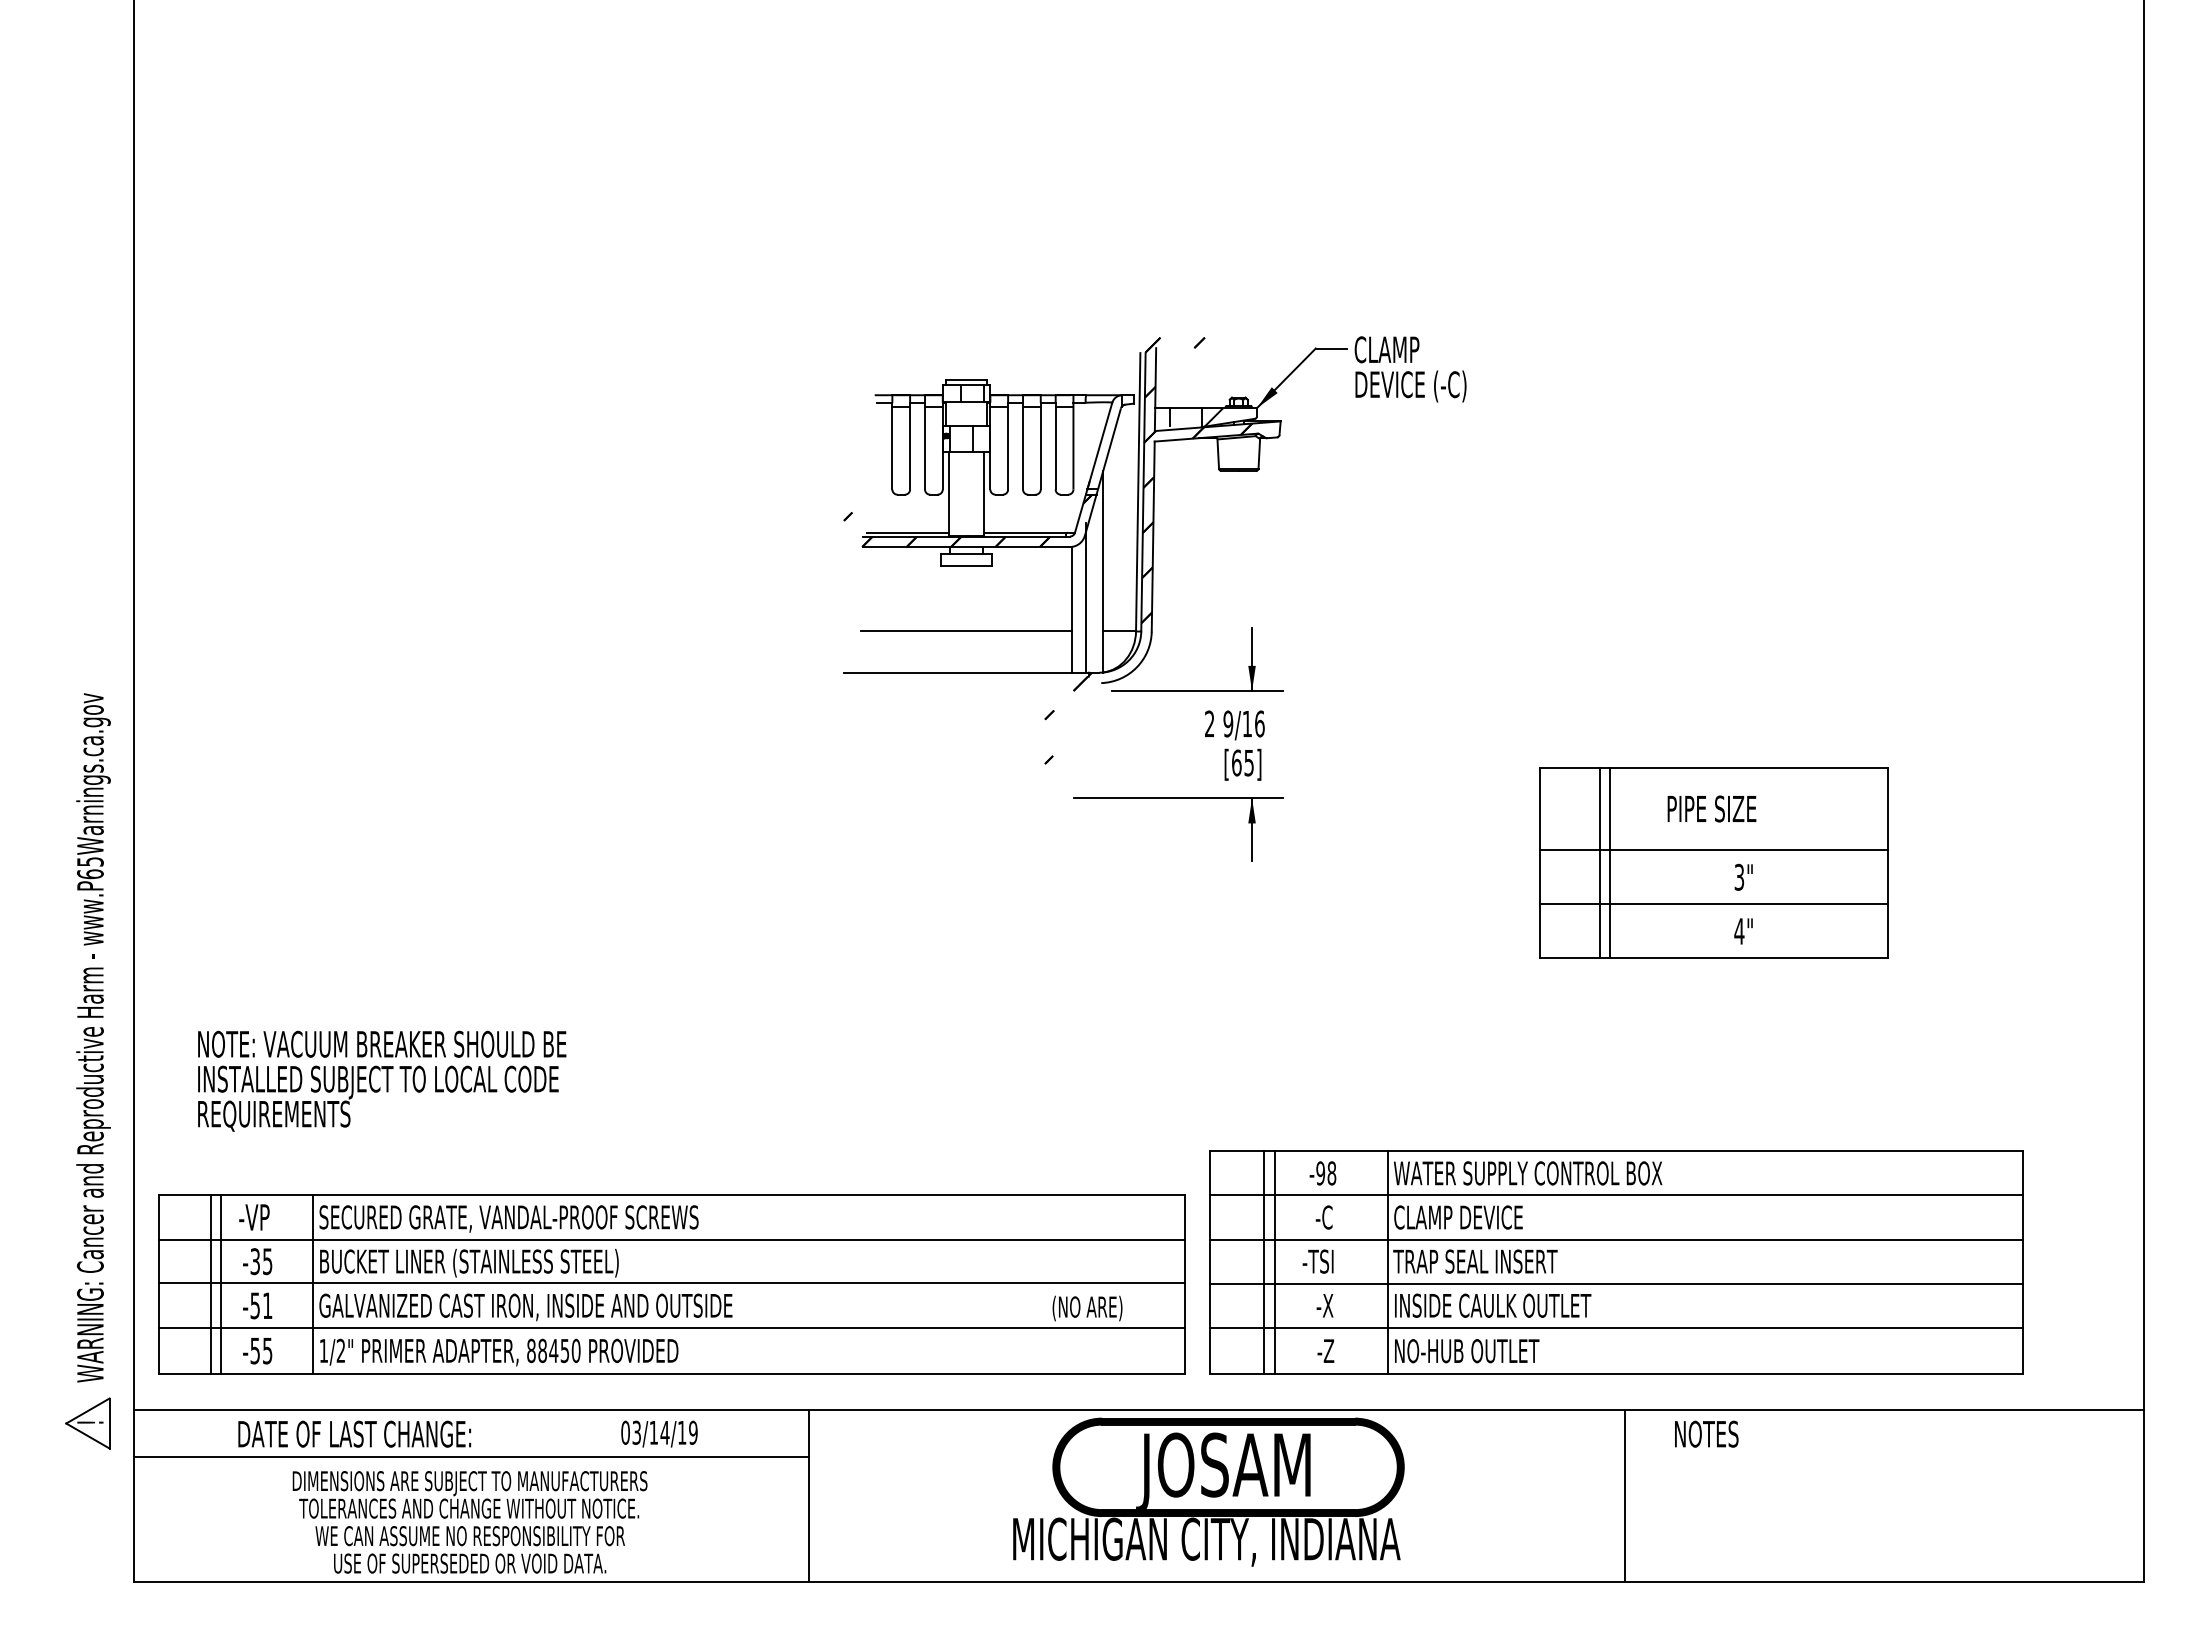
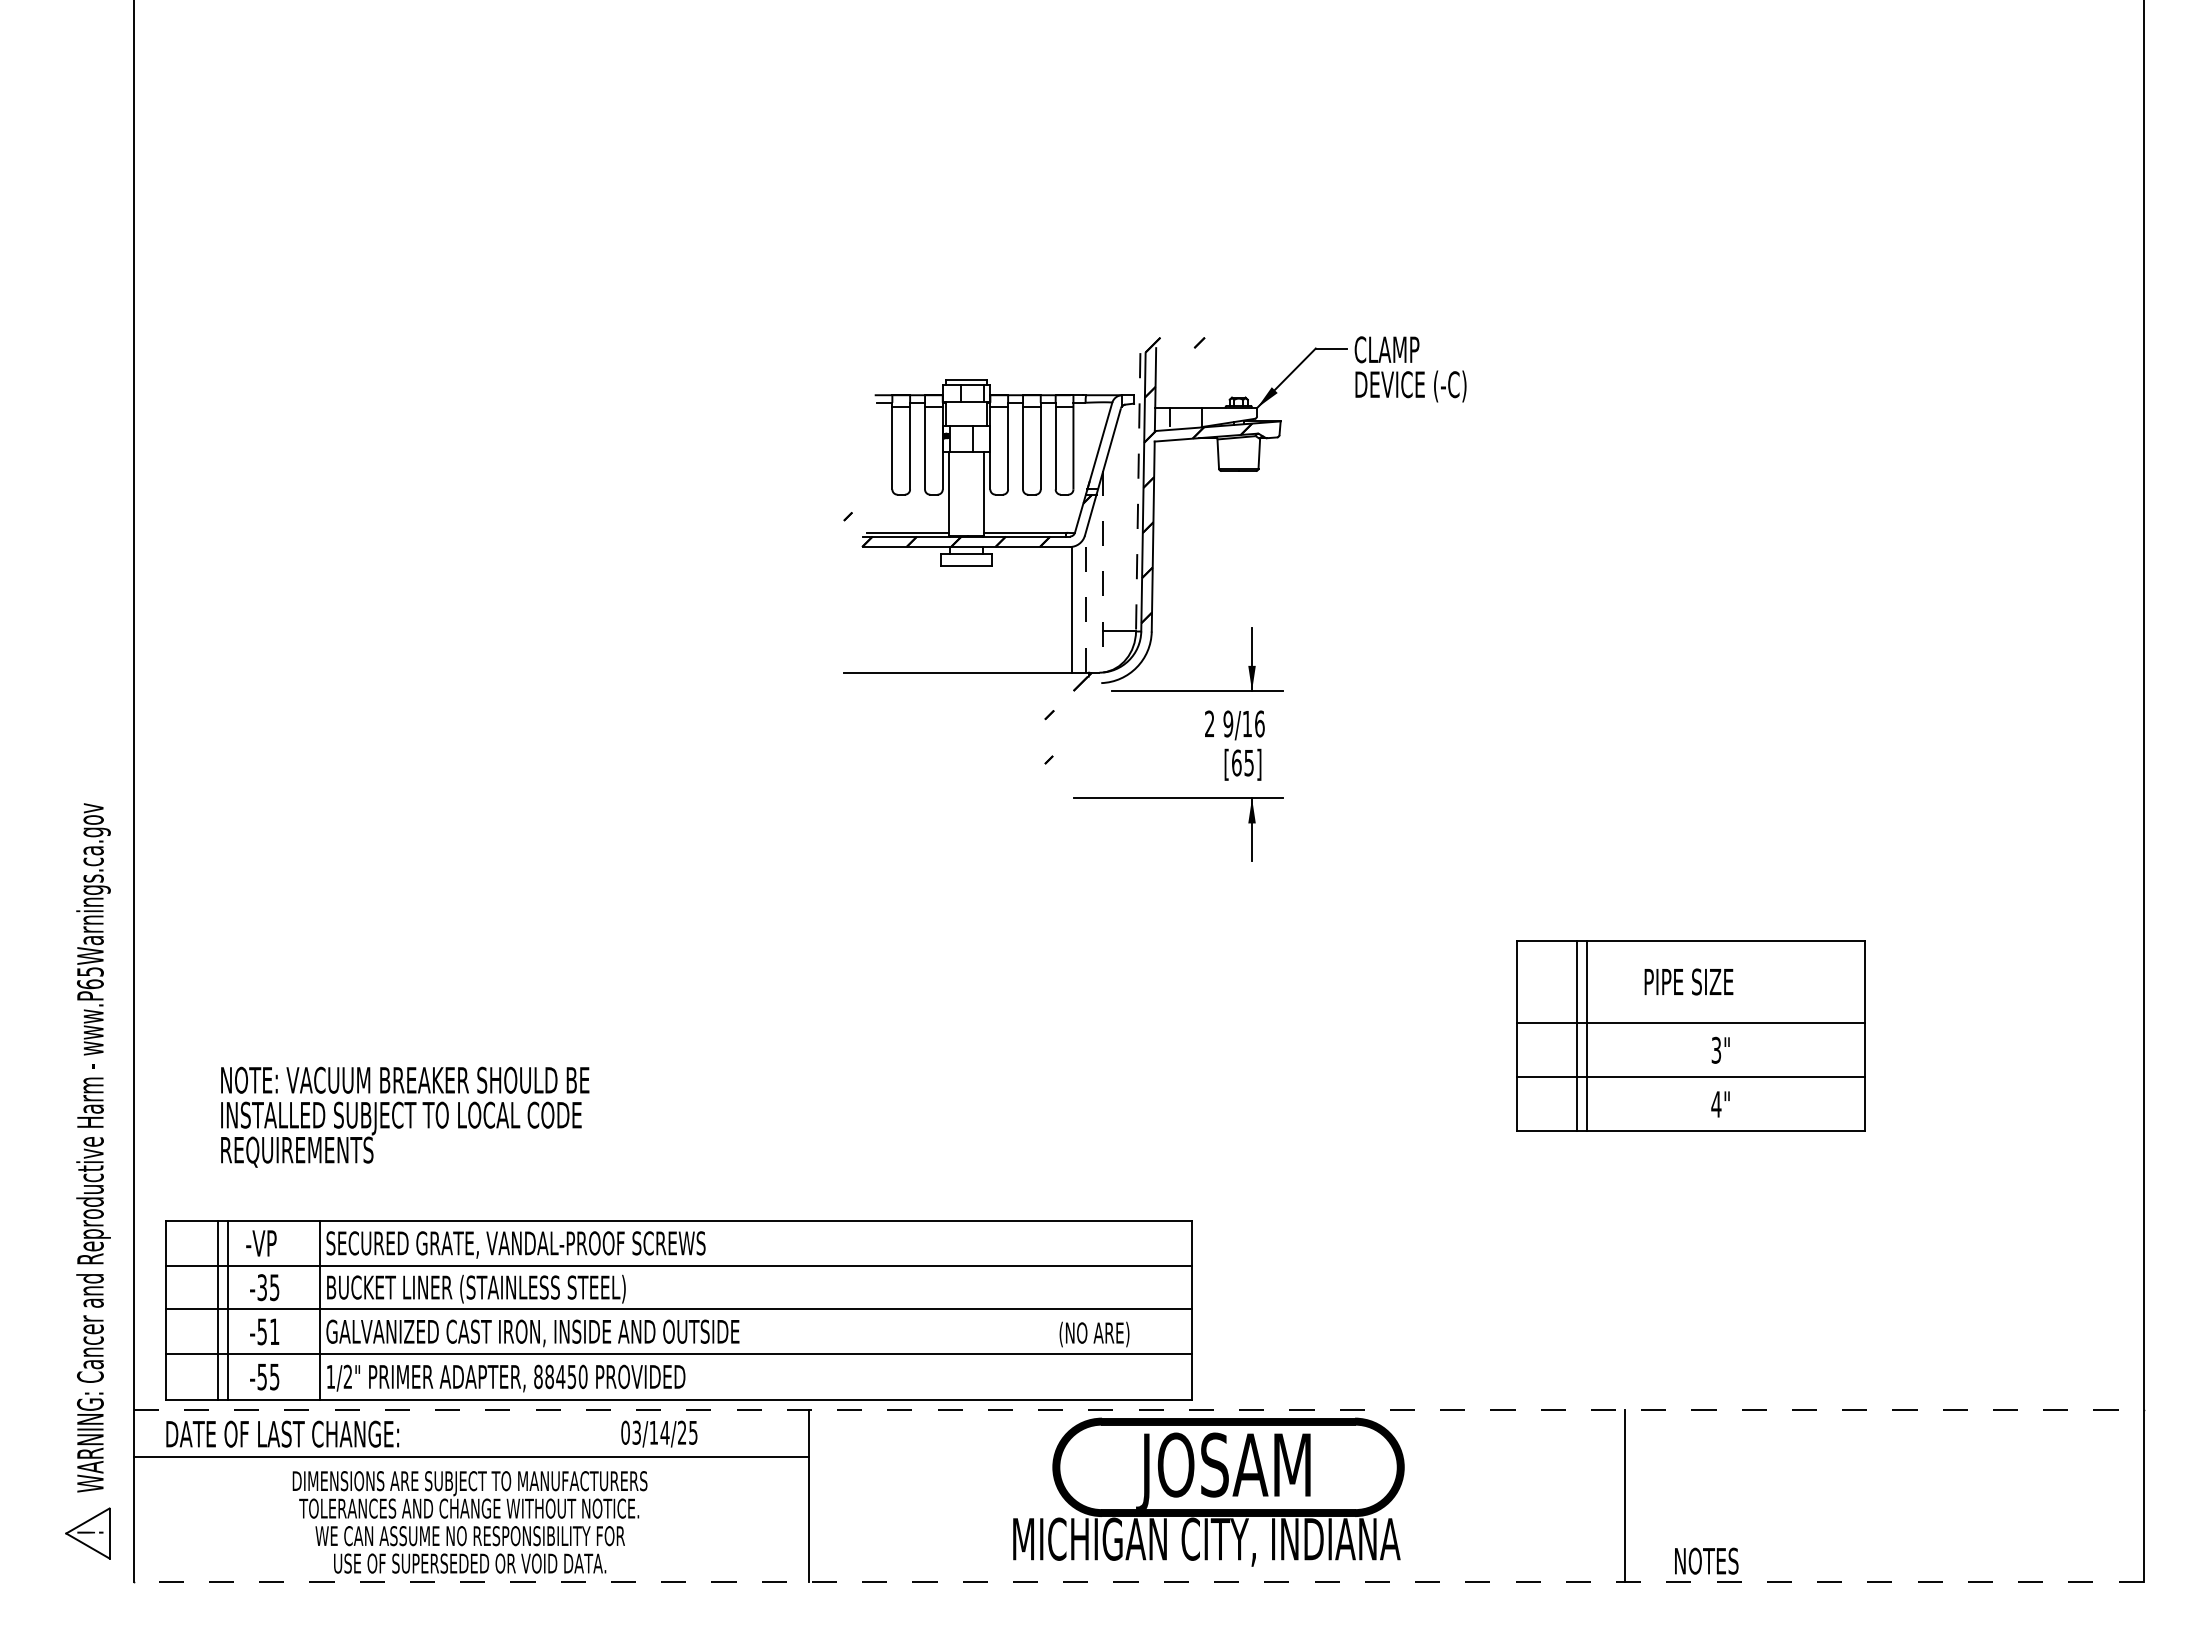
hatch: present -> none (1213, 417)
line: solid -> dashed (1138, 492)
line: solid -> dashed (1103, 571)
line: solid -> dashed (1086, 597)
line: present -> none (966, 631)
part position: (1713, 862) -> (1690, 1035) (1690, 1035)
part position: (87, 1071) -> (87, 1181) (87, 1181)
text position: (382, 1080) -> (405, 1116) (405, 1116)
part: present -> none (1616, 1262)
part position: (671, 1284) -> (678, 1310) (678, 1310)
line: solid -> dashed (1139, 1409)
text: 03/14/19 -> 03/14/25 (687, 1432)
text position: (354, 1433) -> (282, 1433) (282, 1433)
text position: (1706, 1433) -> (1706, 1560) (1706, 1560)
line: solid -> dashed (1138, 1582)
